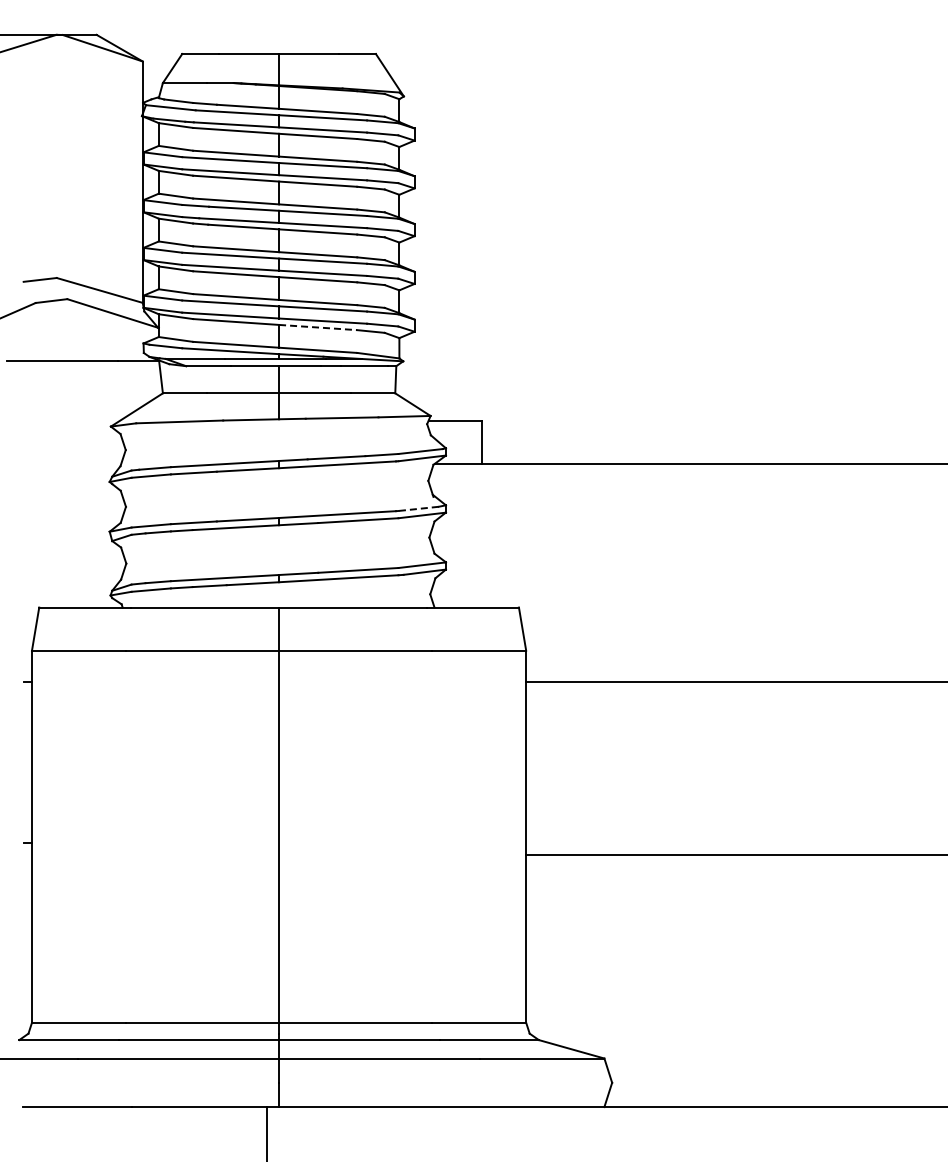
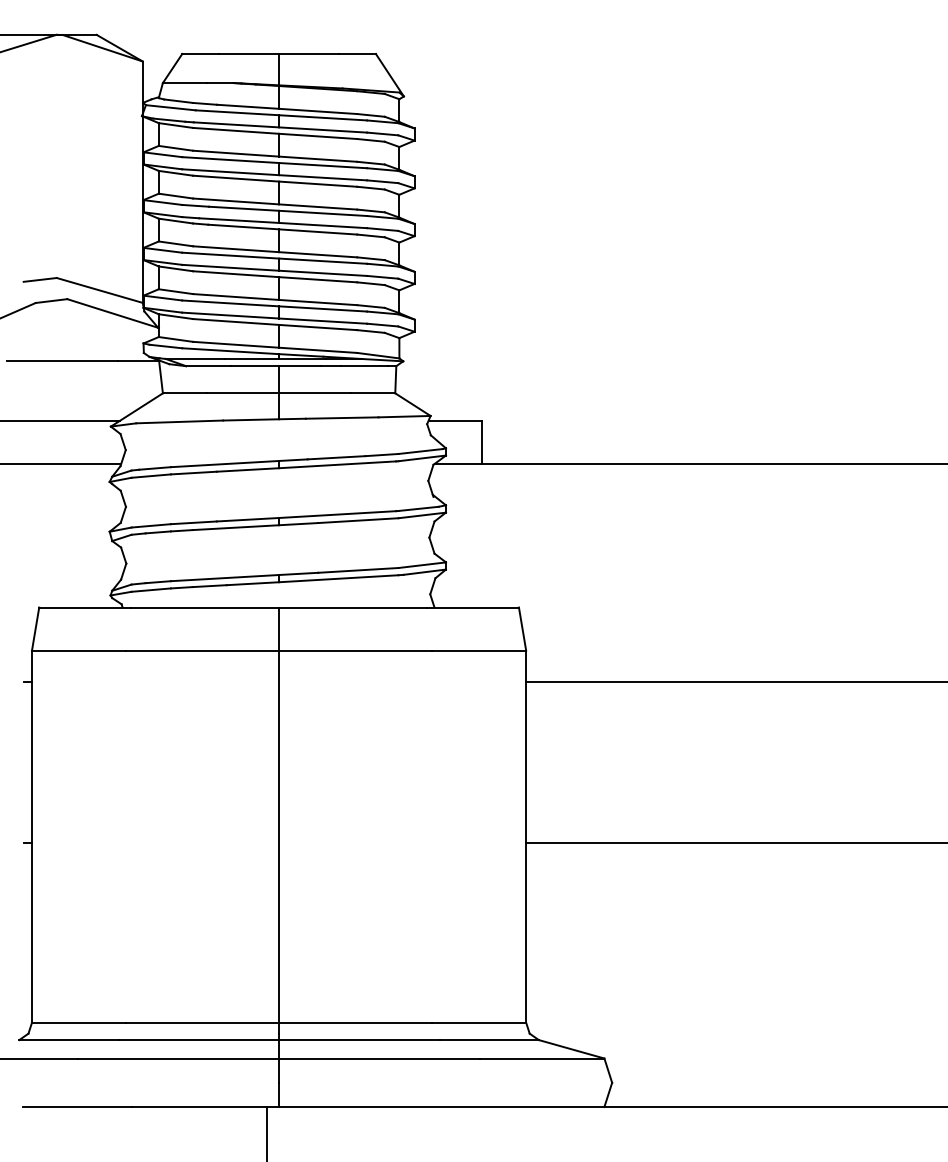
line: dashed -> solid (318, 327)
line: none -> present (60, 420)
line: none -> present (61, 463)
line: dashed -> solid (418, 508)
line position: (735, 855) -> (735, 843) (735, 843)
